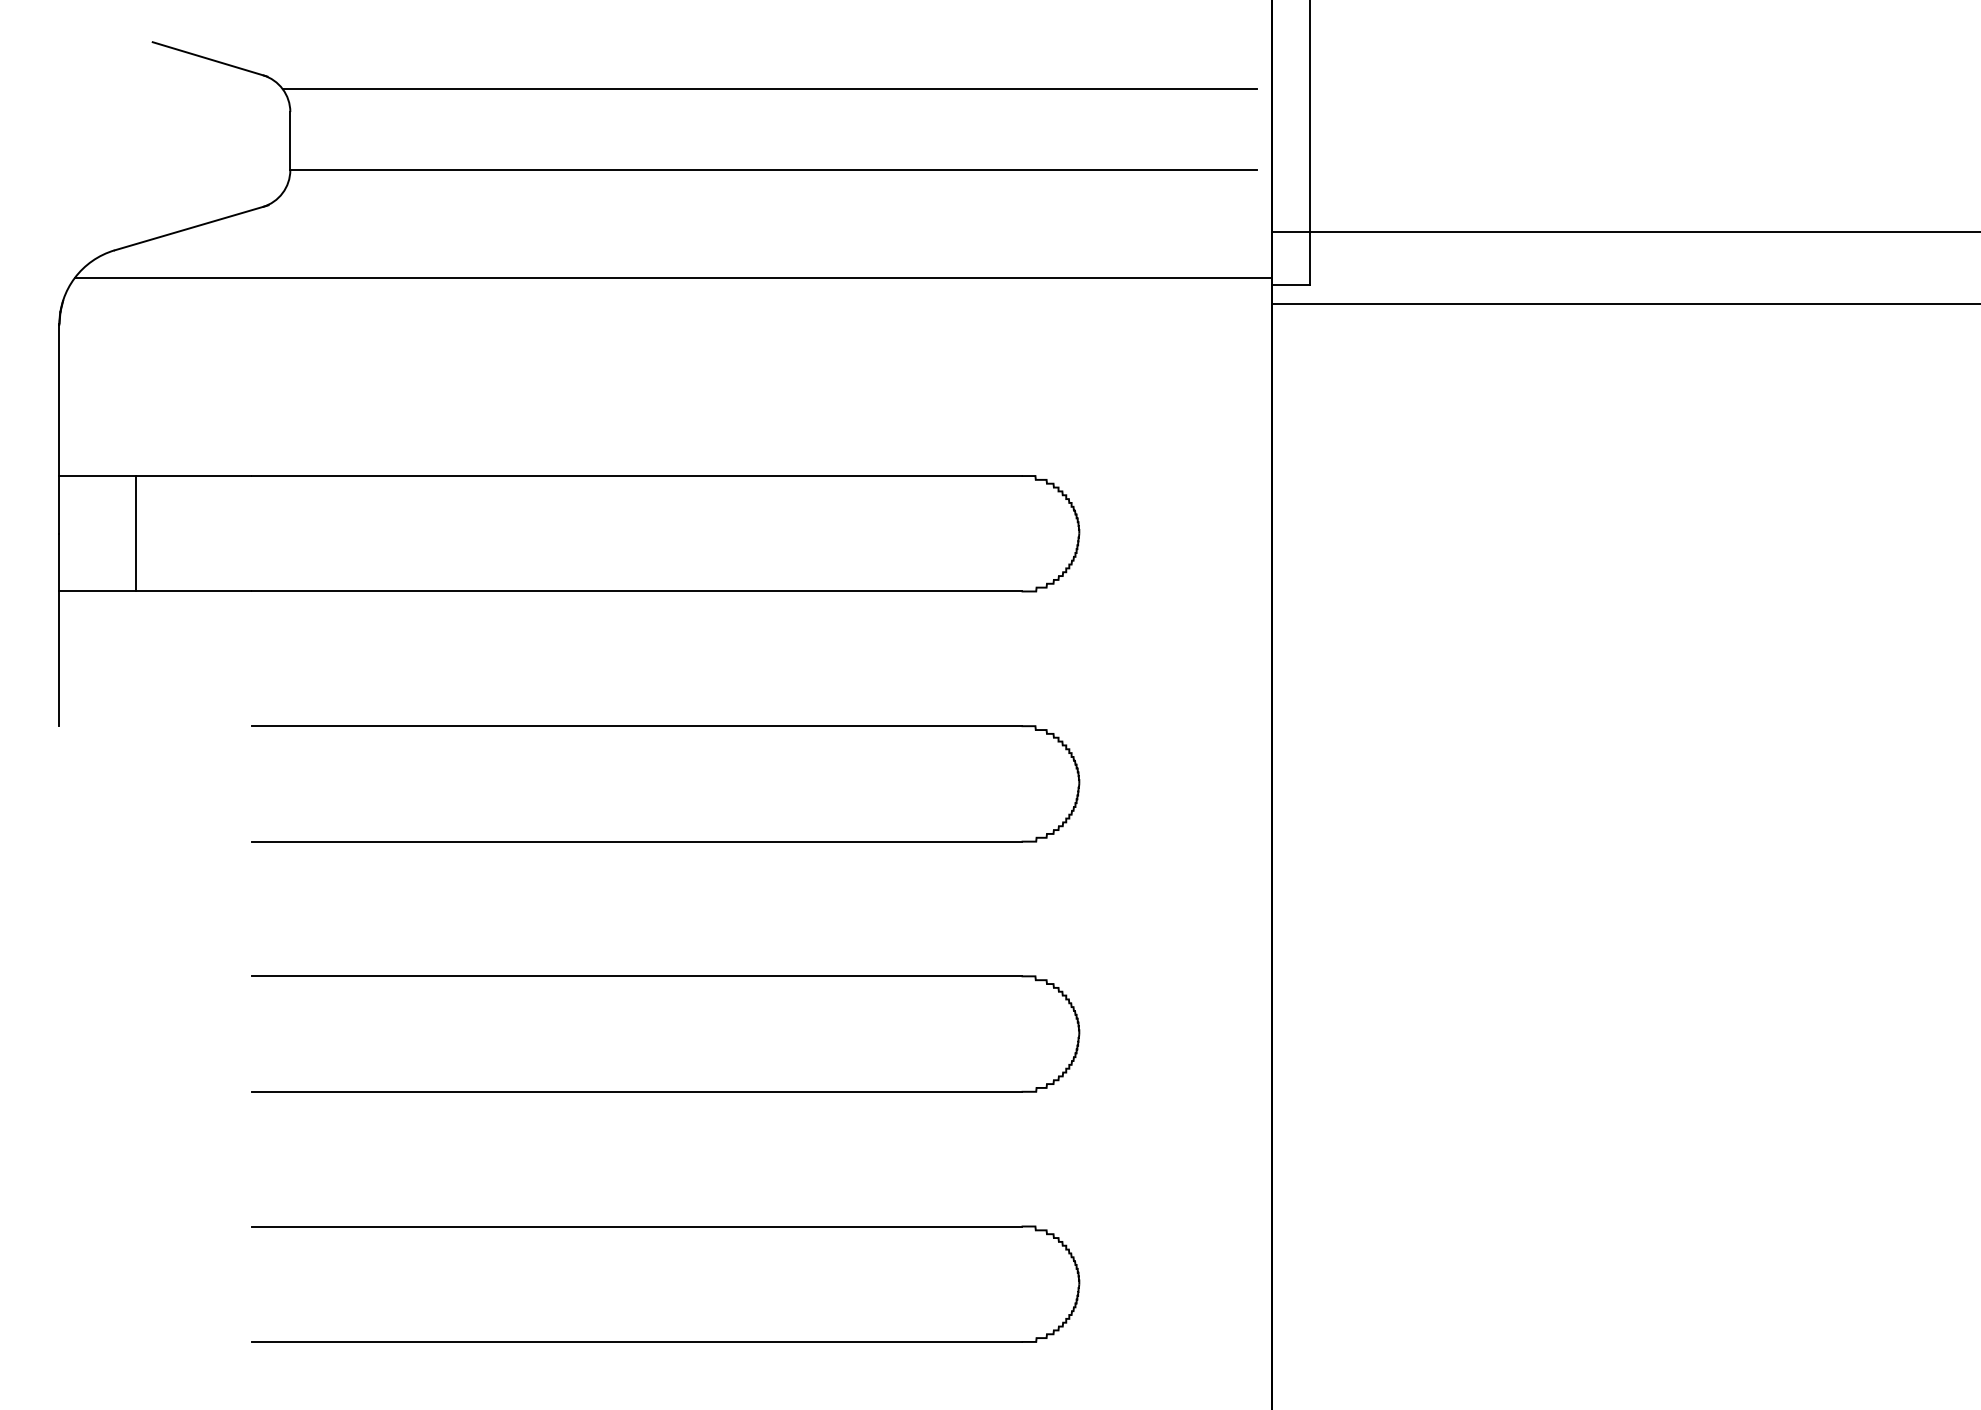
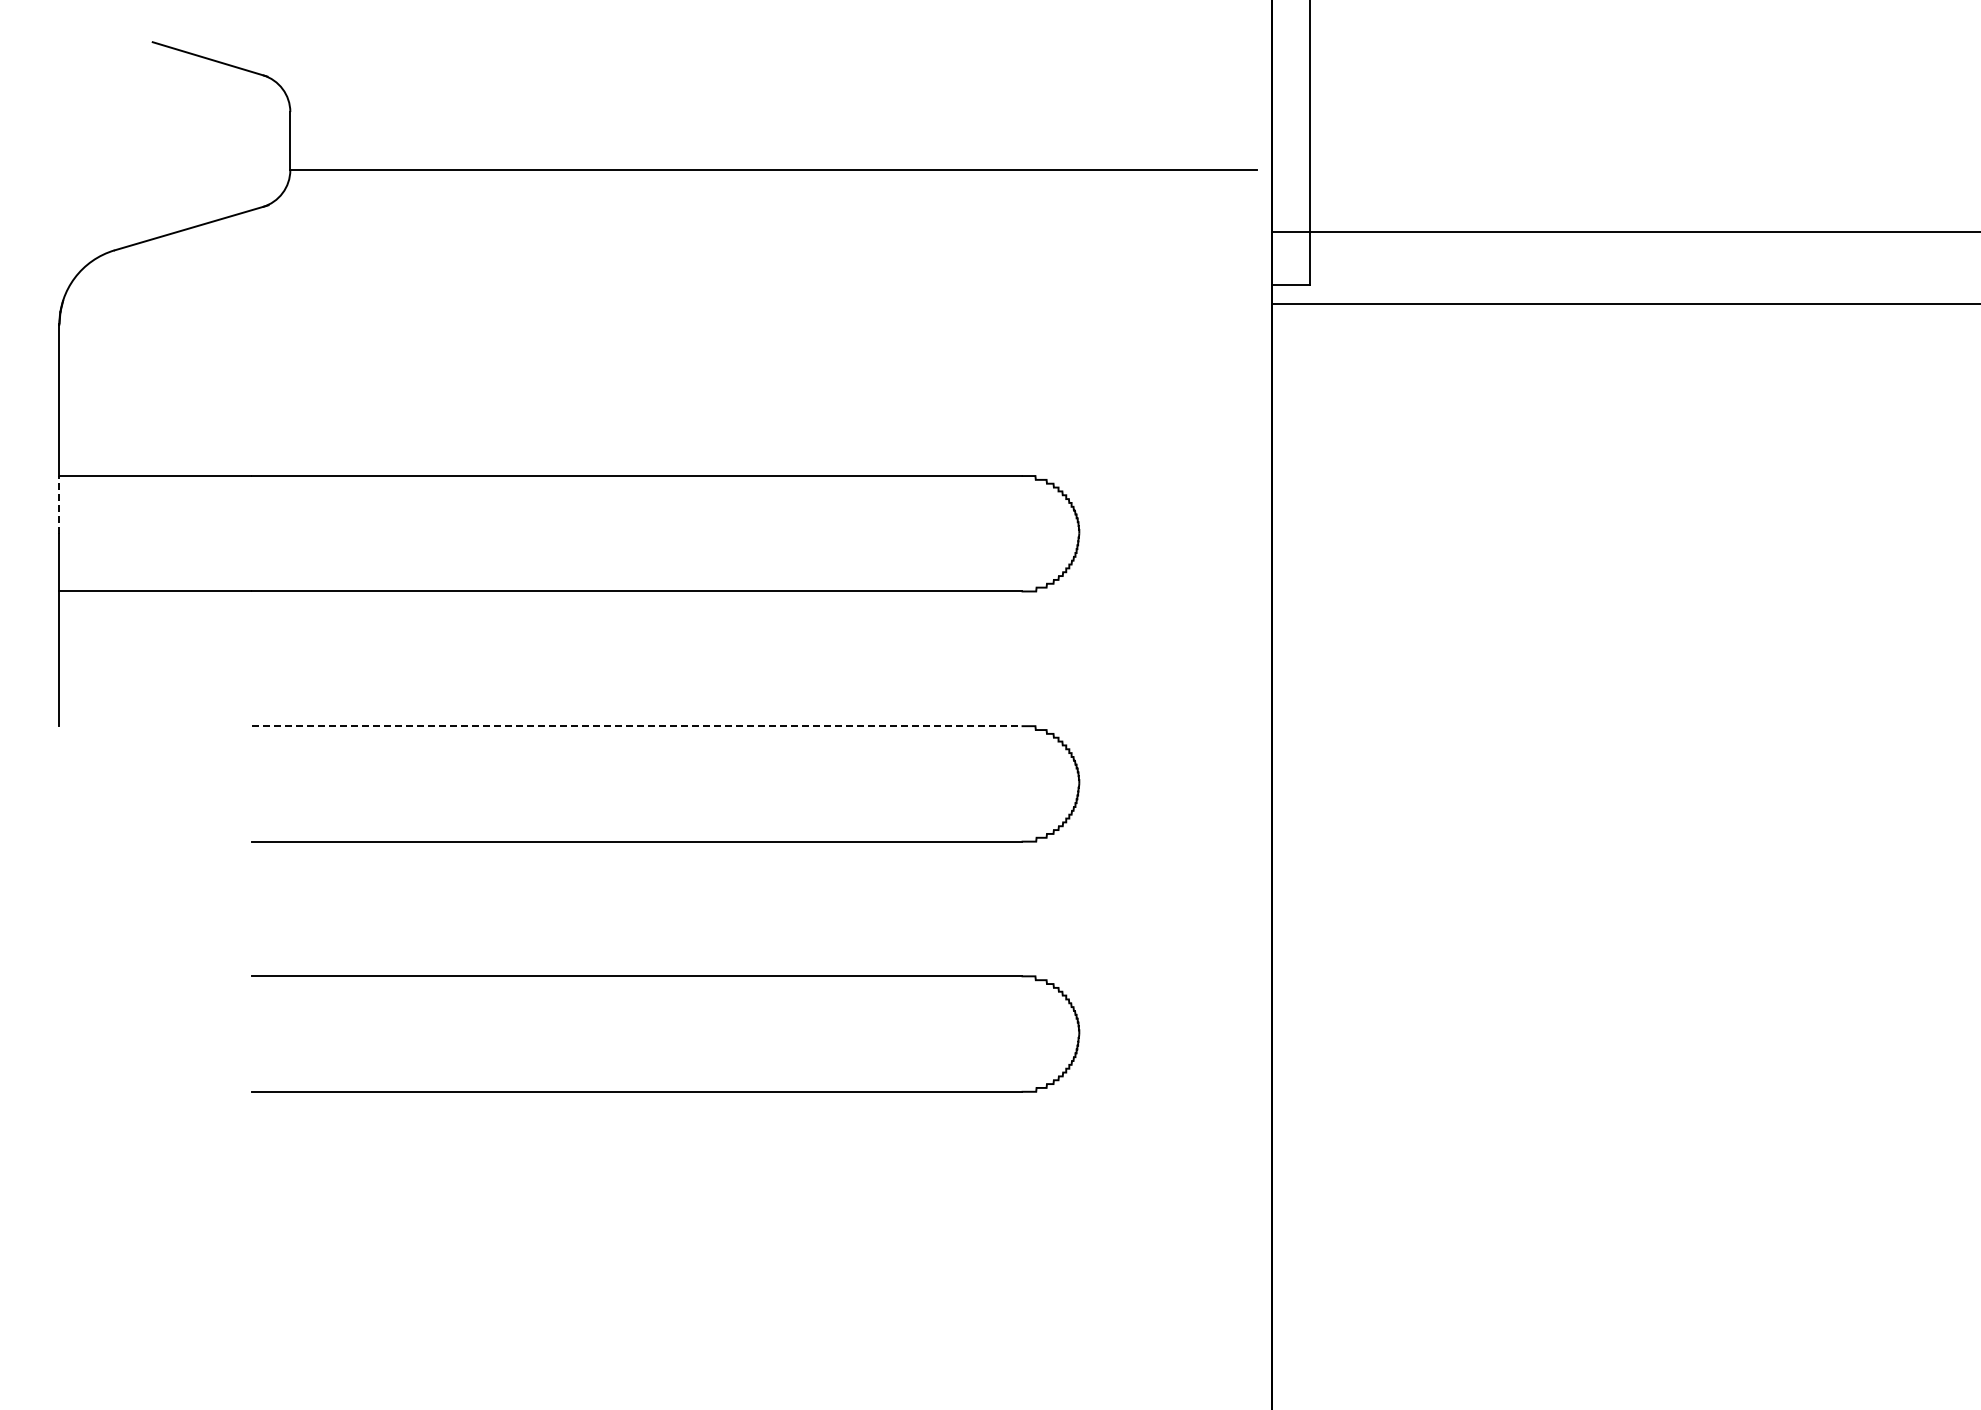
line: present -> none (769, 89)
line: present -> none (672, 278)
line: solid -> dashed (59, 504)
line: present -> none (136, 533)
line: solid -> dashed (636, 726)
part: present -> none (665, 1227)
